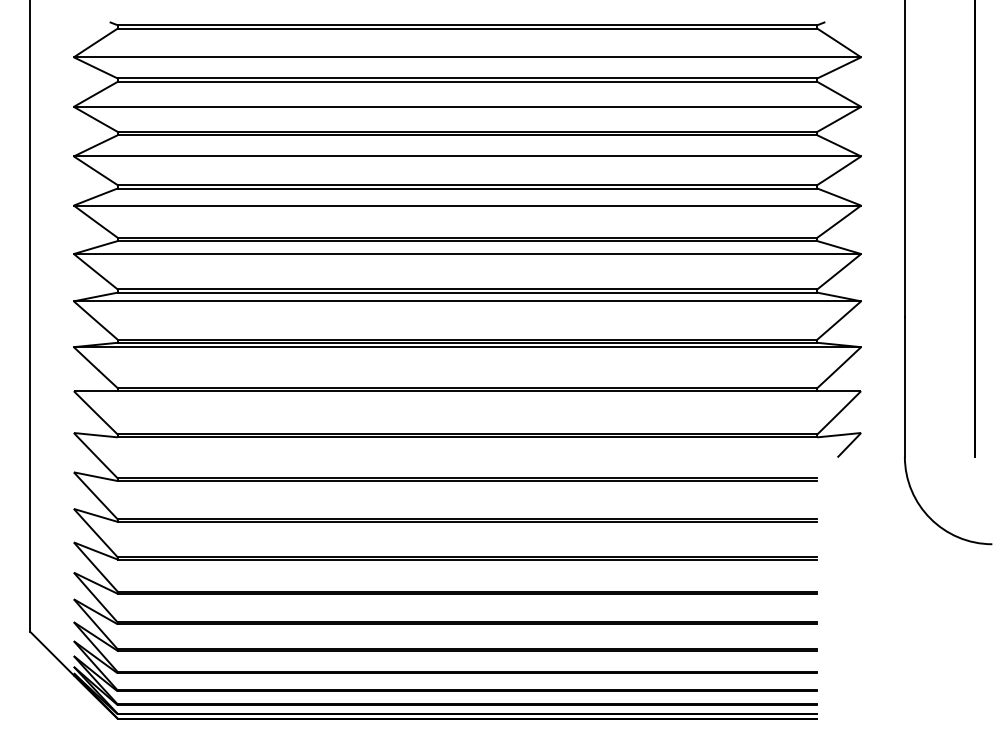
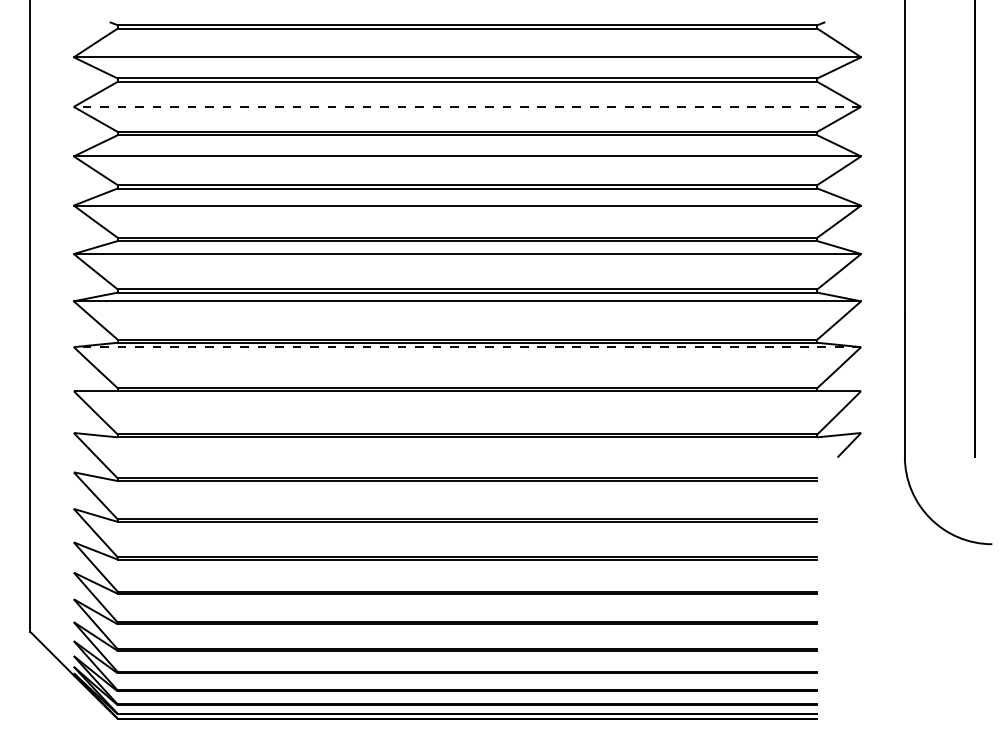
line: solid -> dashed (467, 106)
line: solid -> dashed (467, 347)
